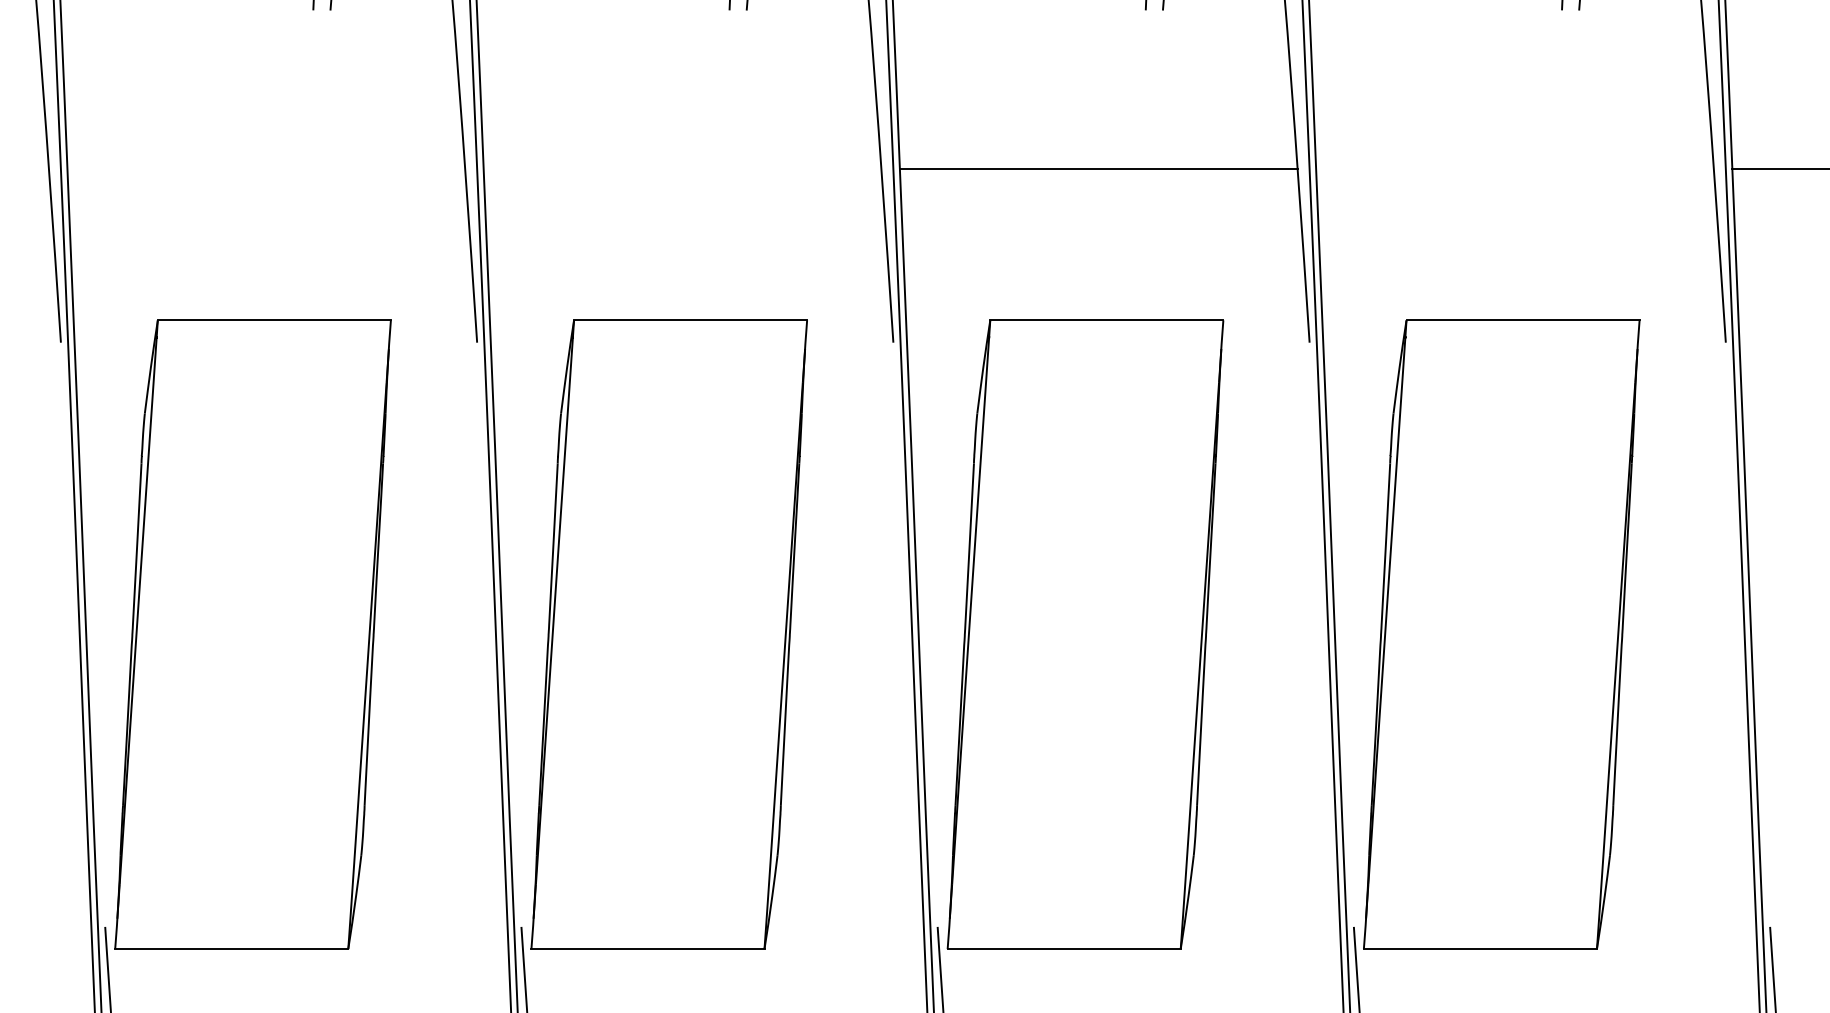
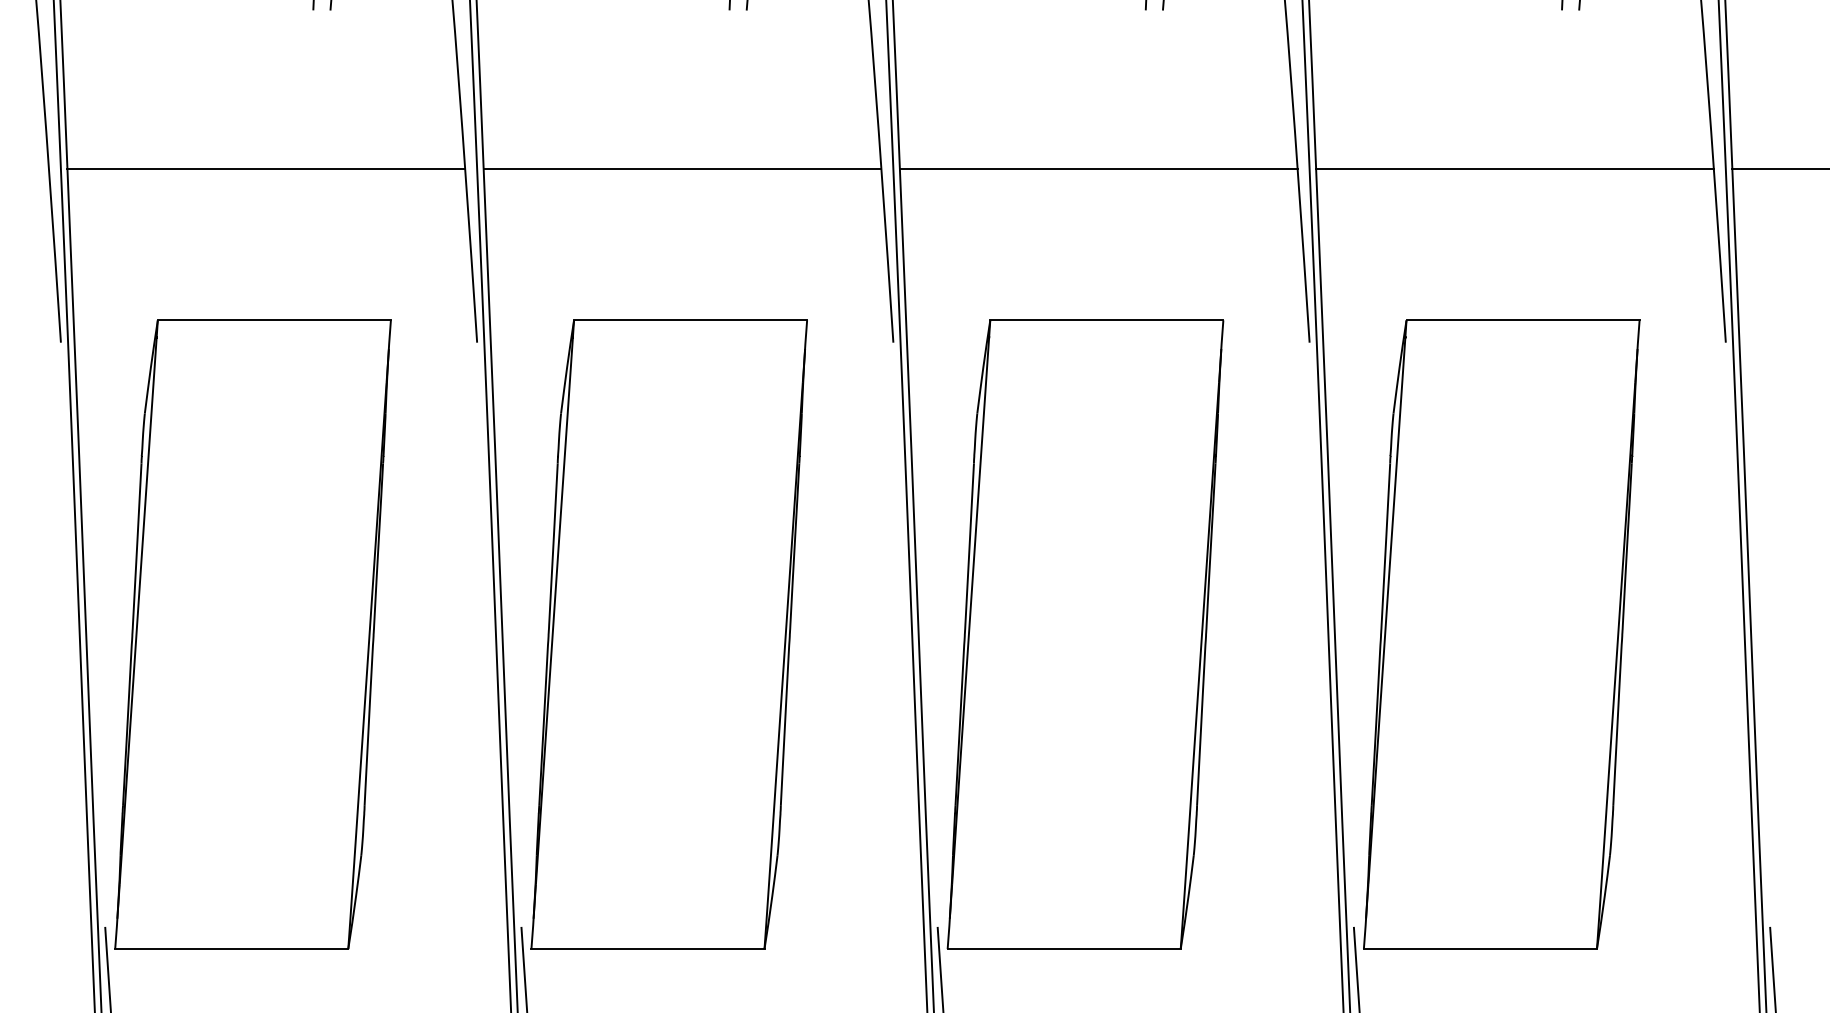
line: none -> present (266, 168)
line: none -> present (682, 168)
line: none -> present (1514, 168)
